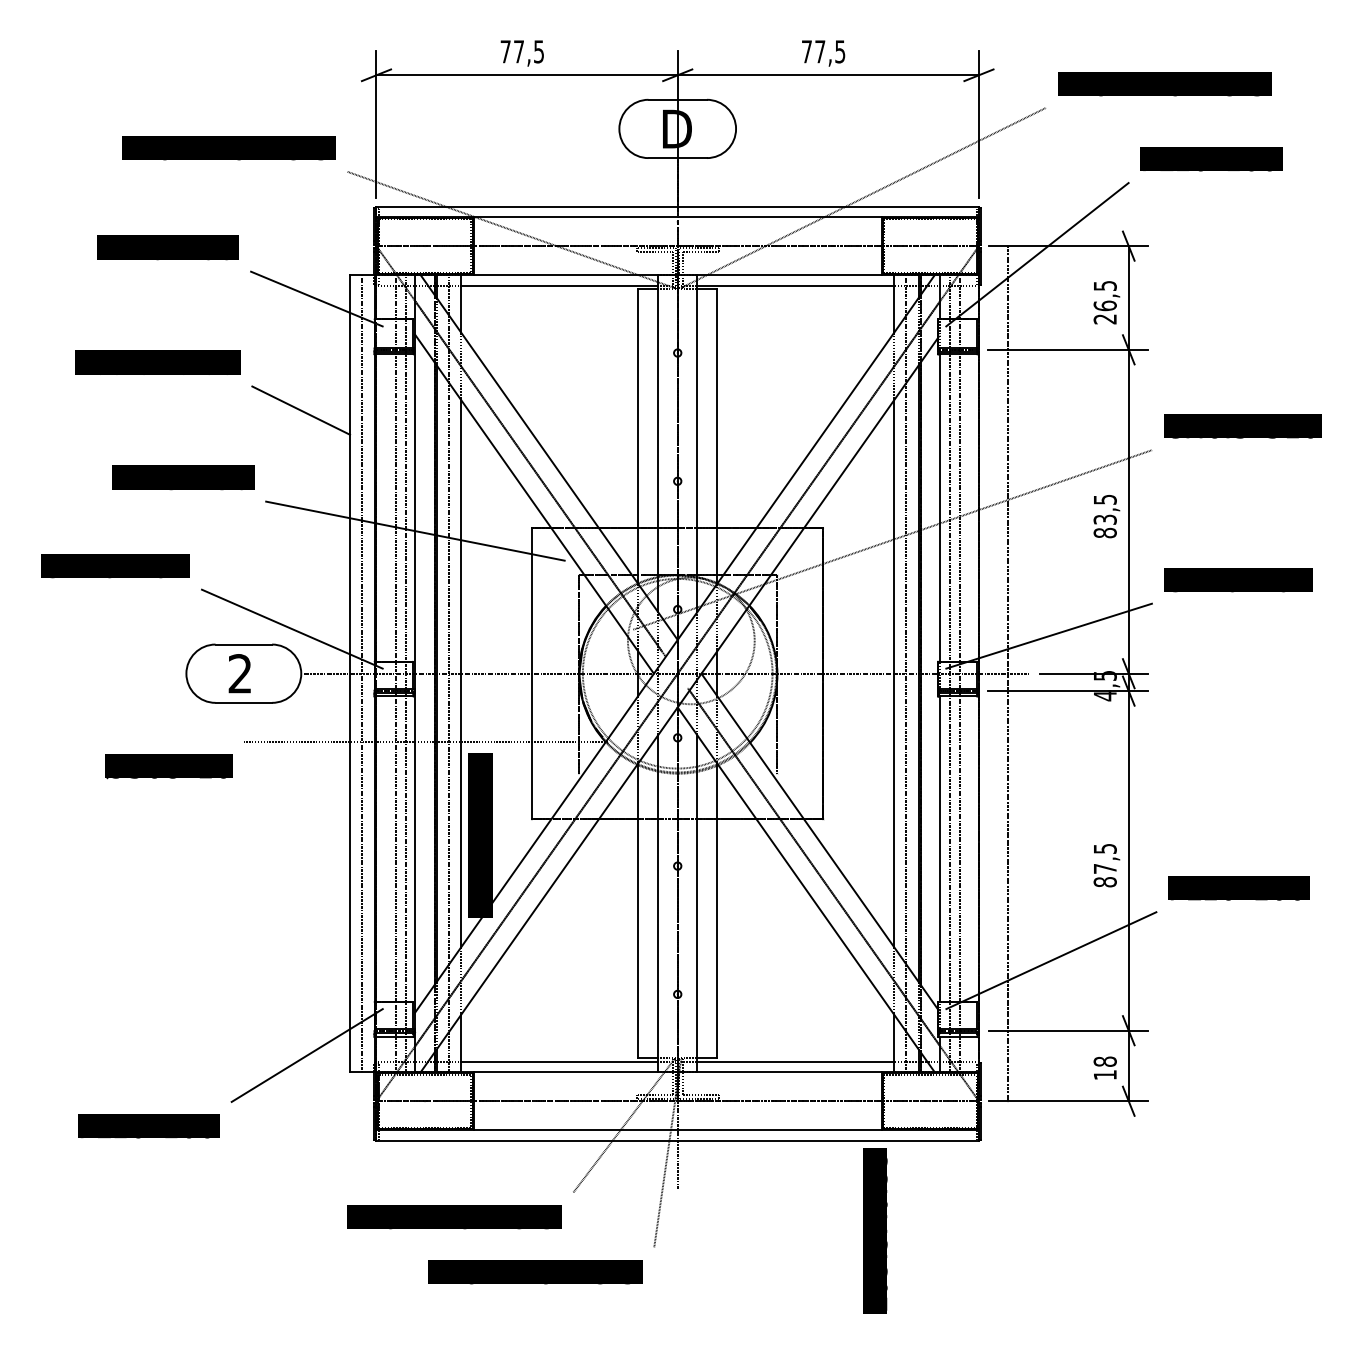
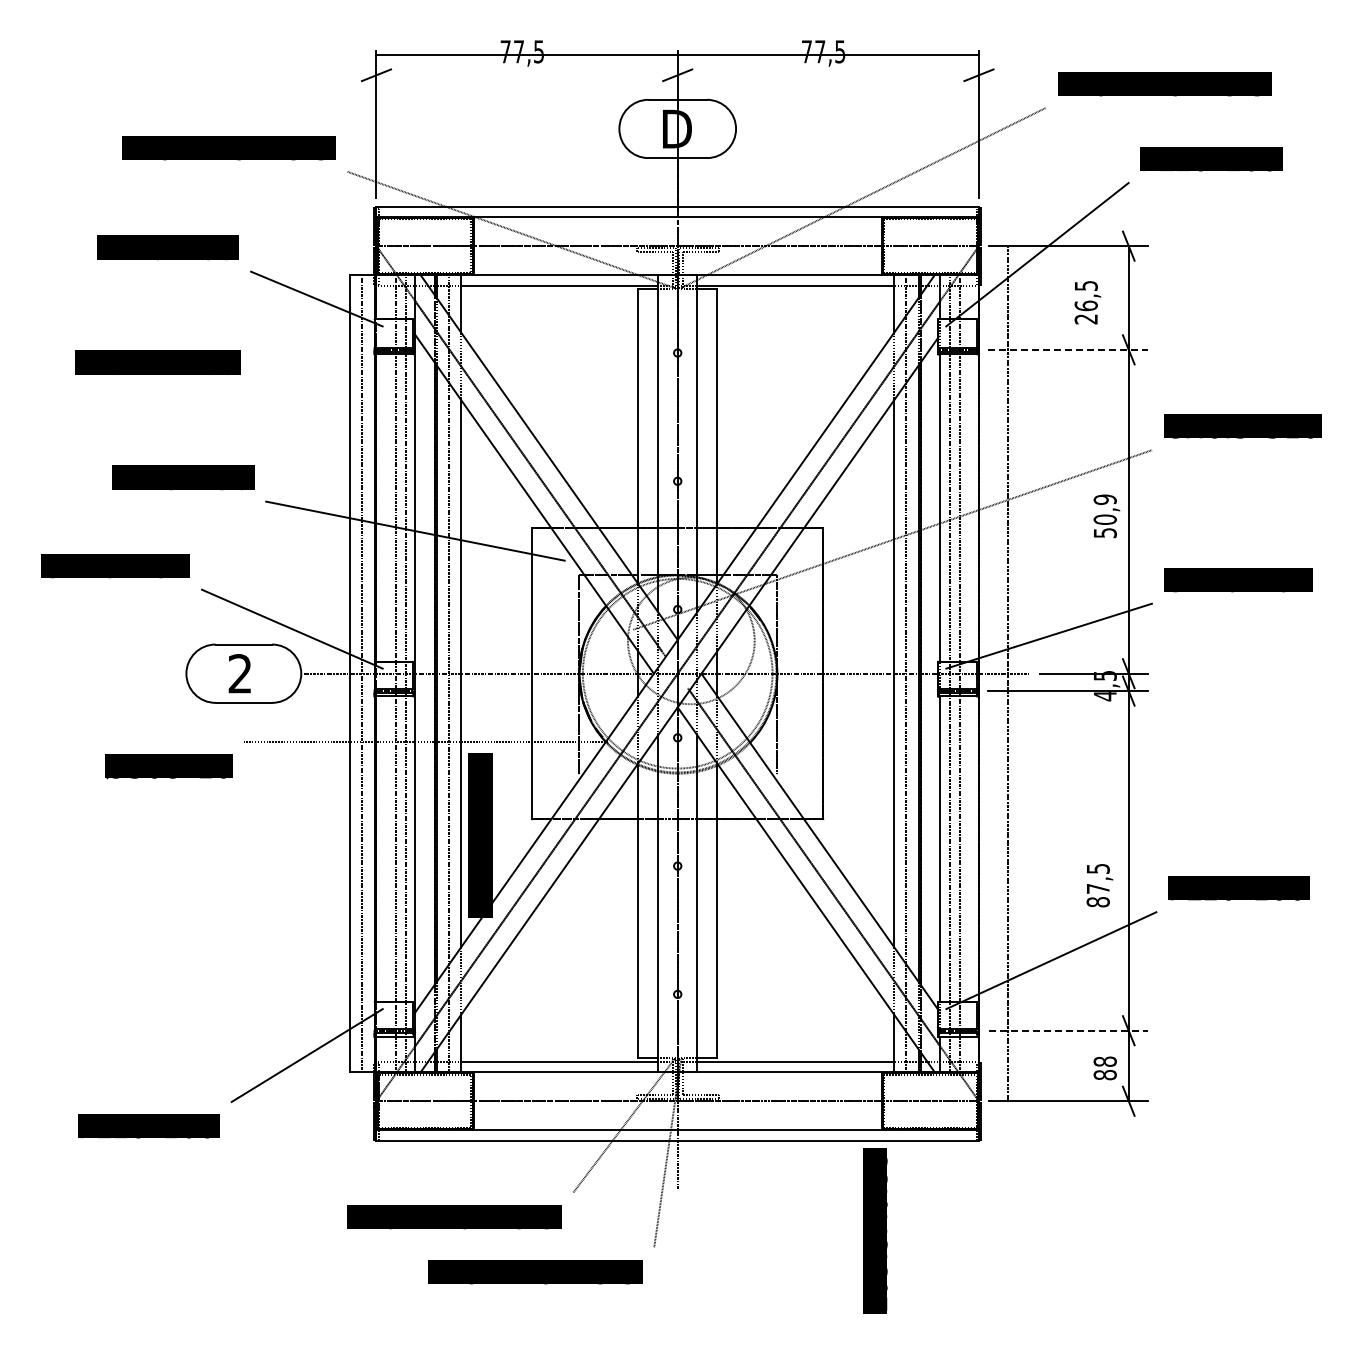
line position: (677, 75) -> (677, 55) (677, 55)
text position: (1106, 302) -> (1087, 302) (1087, 302)
line: solid -> dashed (1068, 349)
line: present -> none (301, 410)
text: 83,5 -> 50,9 (1104, 516)
text position: (1106, 865) -> (1099, 885) (1099, 885)
line: solid -> dashed (1068, 1030)
text: 18 -> 88 (1104, 1074)
